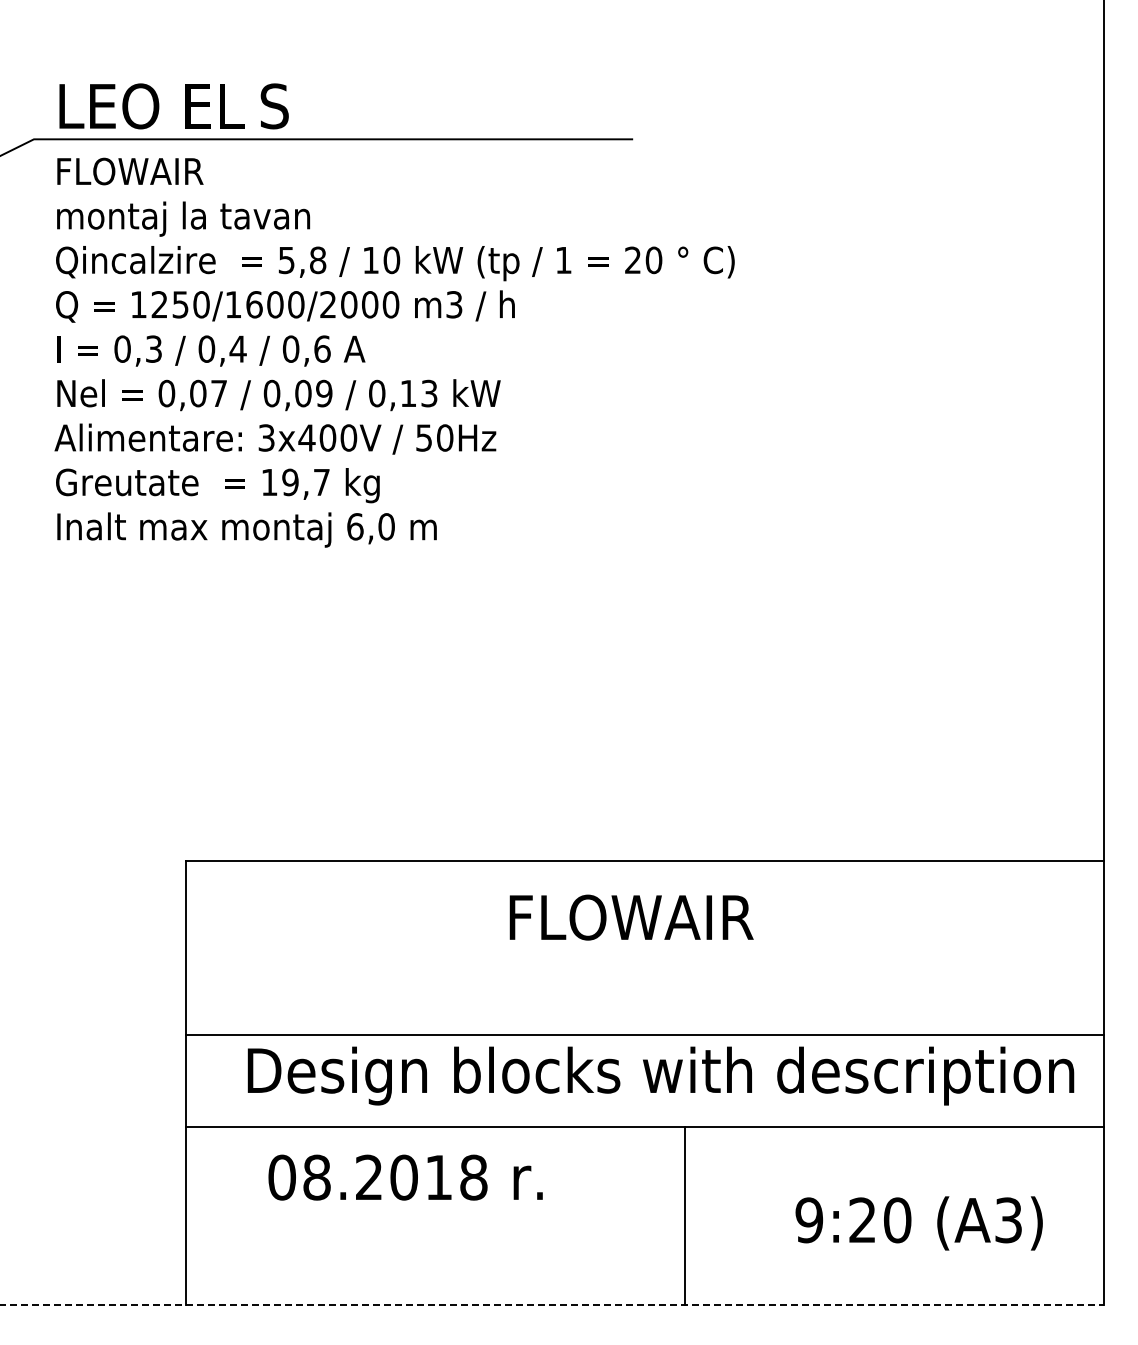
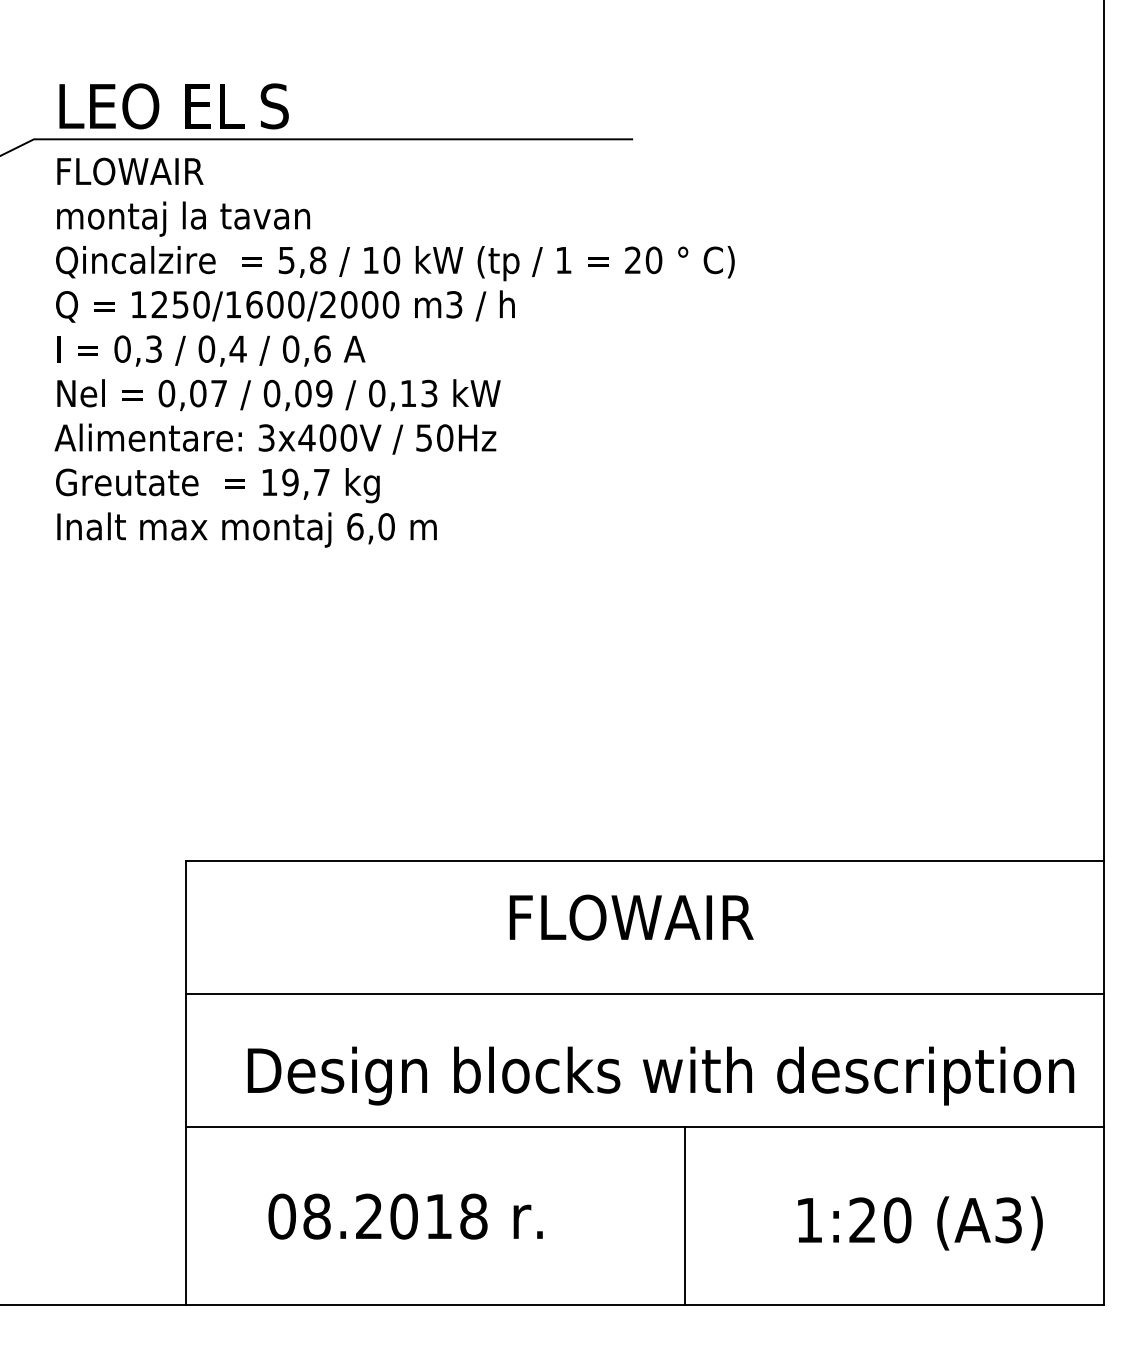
line position: (644, 1034) -> (644, 993) (644, 993)
text position: (405, 1177) -> (405, 1216) (405, 1216)
text: 9:20 -> 1:20 (809, 1220)
line: dashed -> solid (551, 1304)
